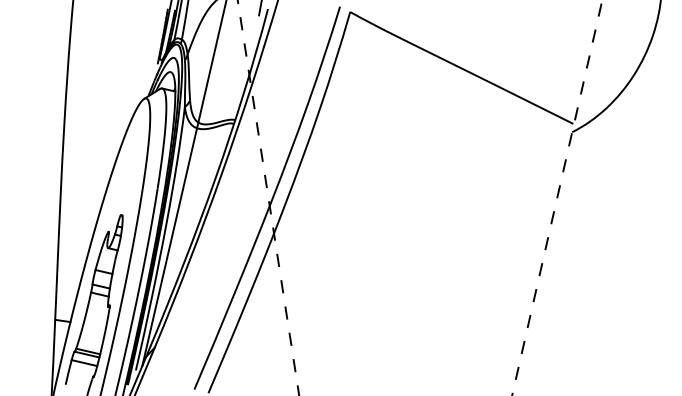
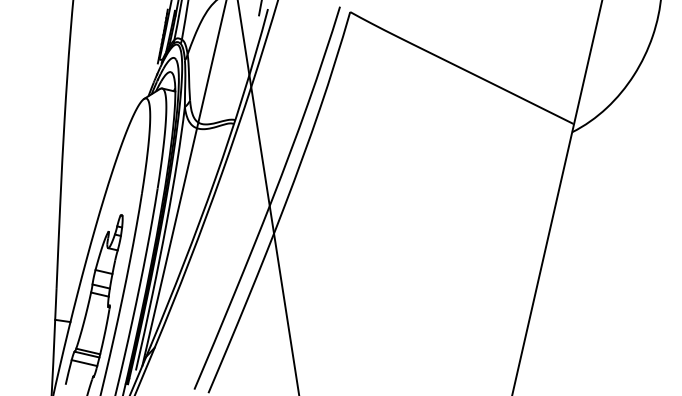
line: dashed -> solid (557, 197)
line: dashed -> solid (268, 198)
